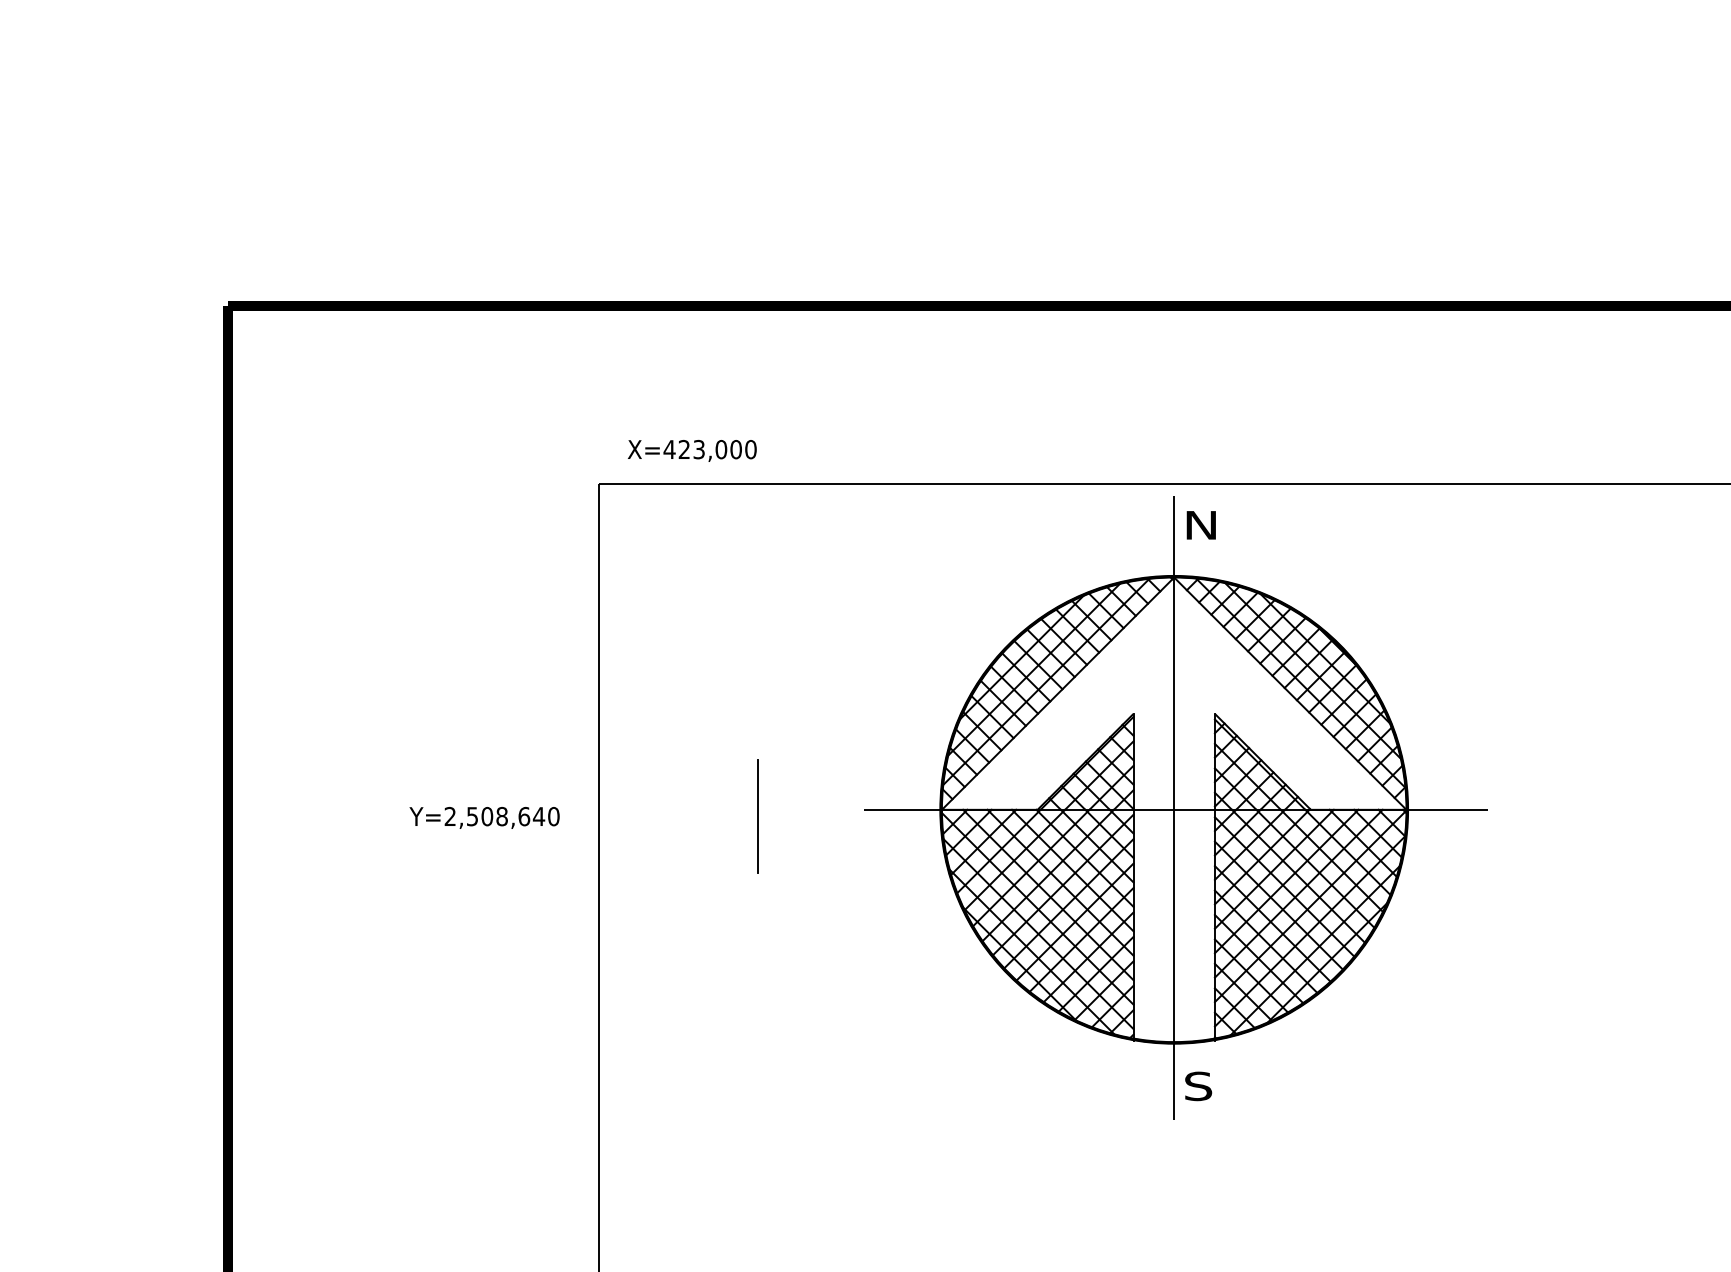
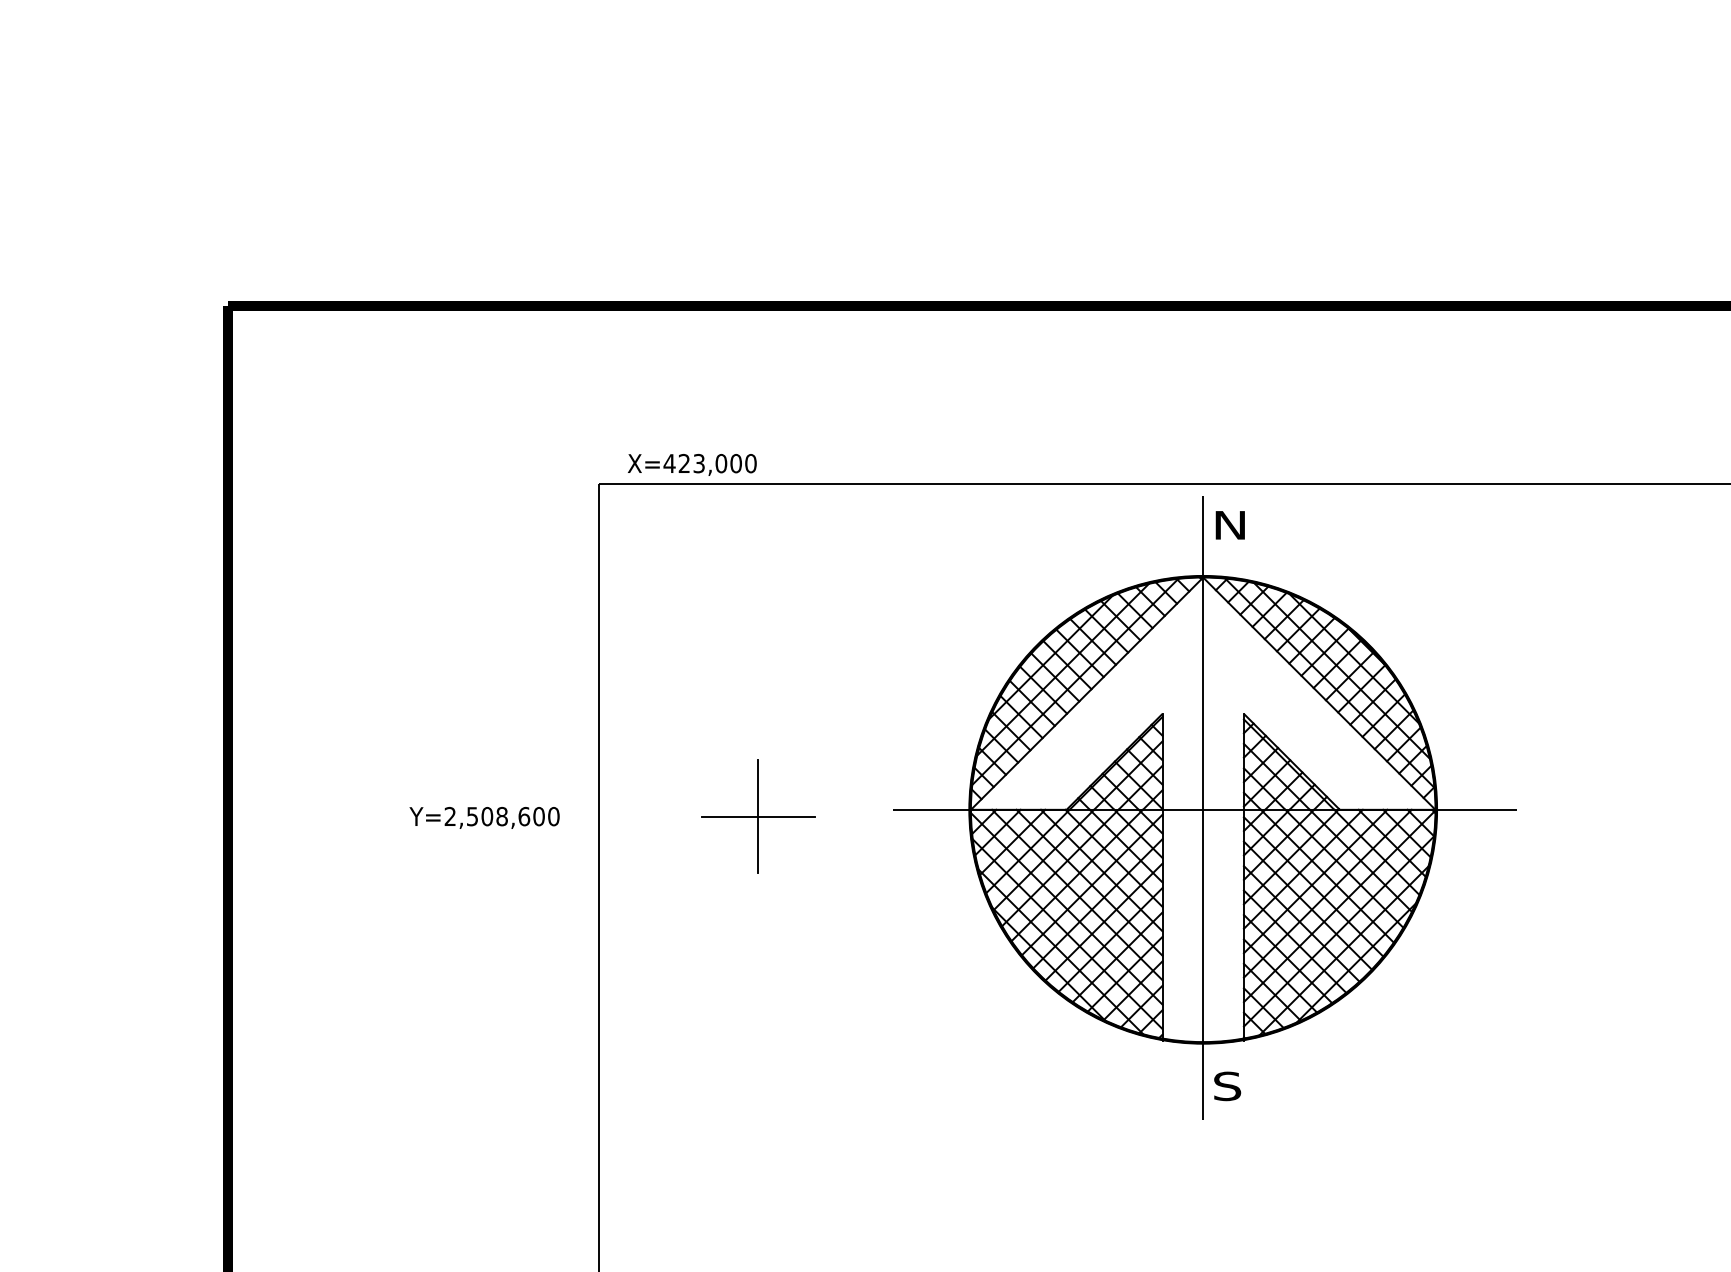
text position: (692, 450) -> (692, 464) (692, 464)
part position: (1175, 807) -> (1204, 807) (1204, 807)
text: Y=2,508,640 -> Y=2,508,600 (538, 816)
line: none -> present (757, 816)
